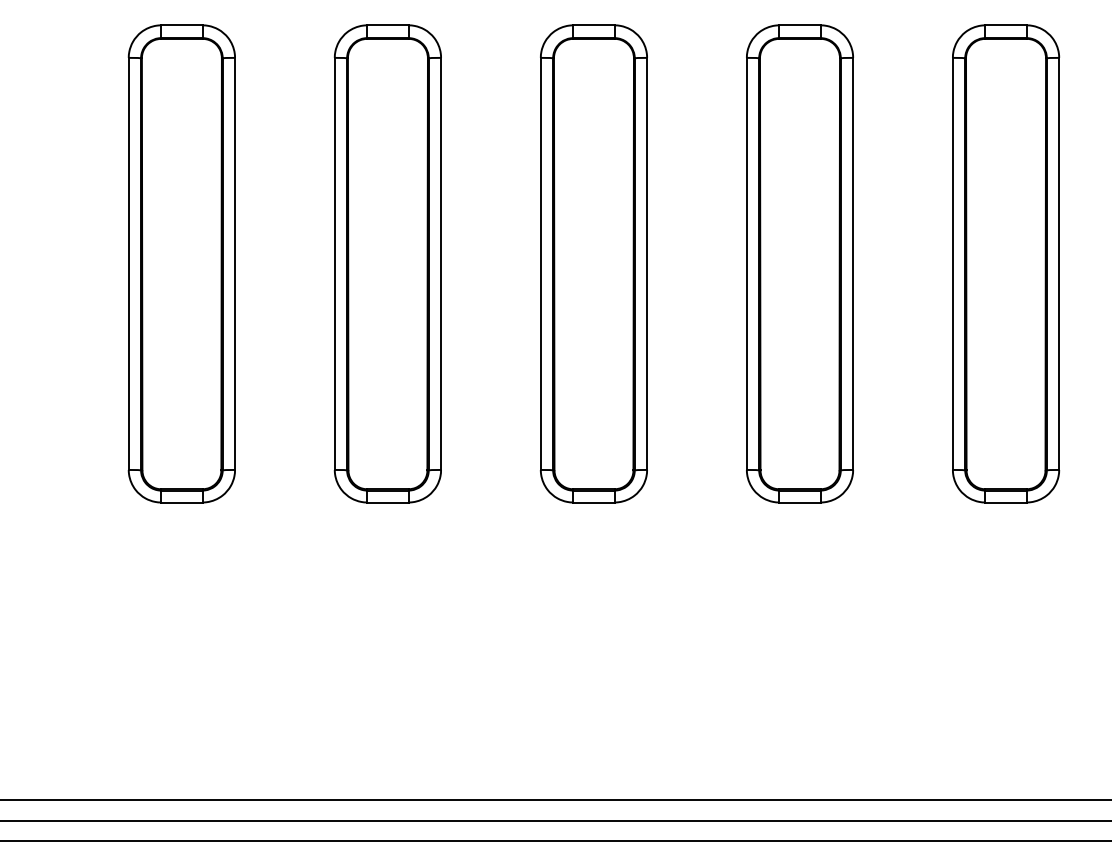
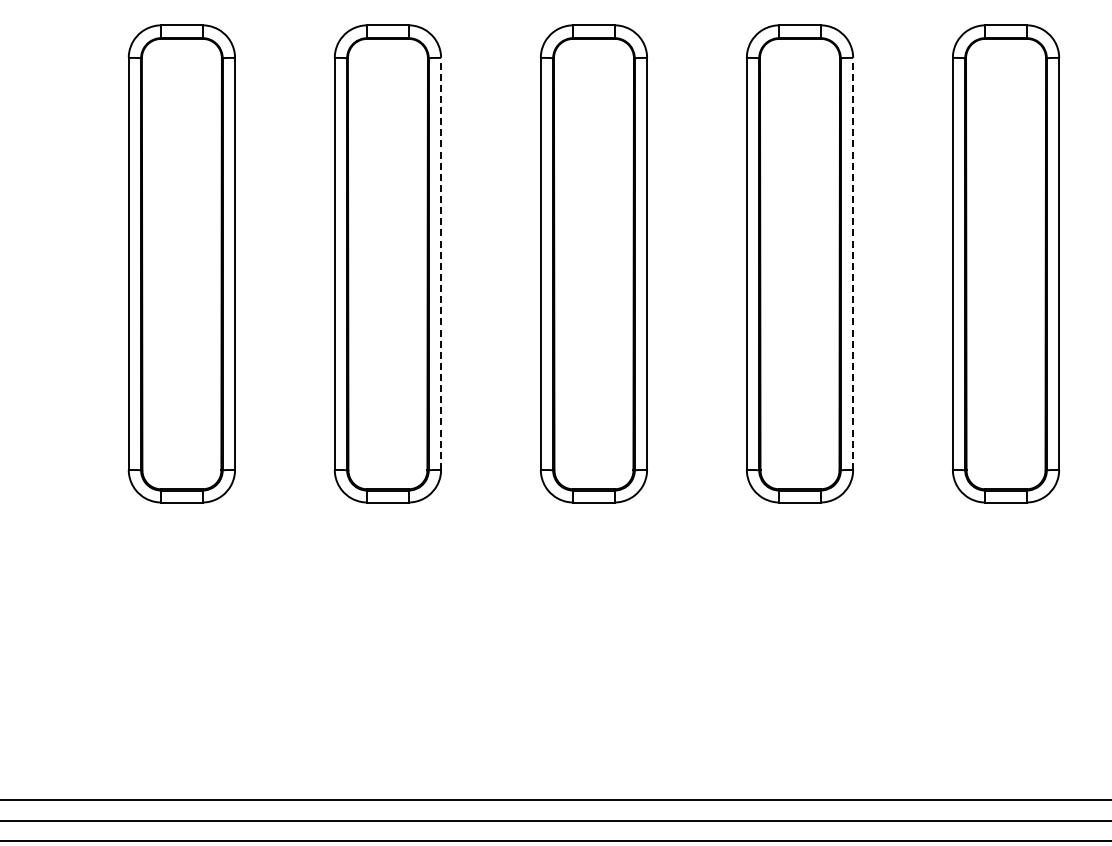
line: solid -> dashed (441, 263)
line: solid -> dashed (853, 263)
